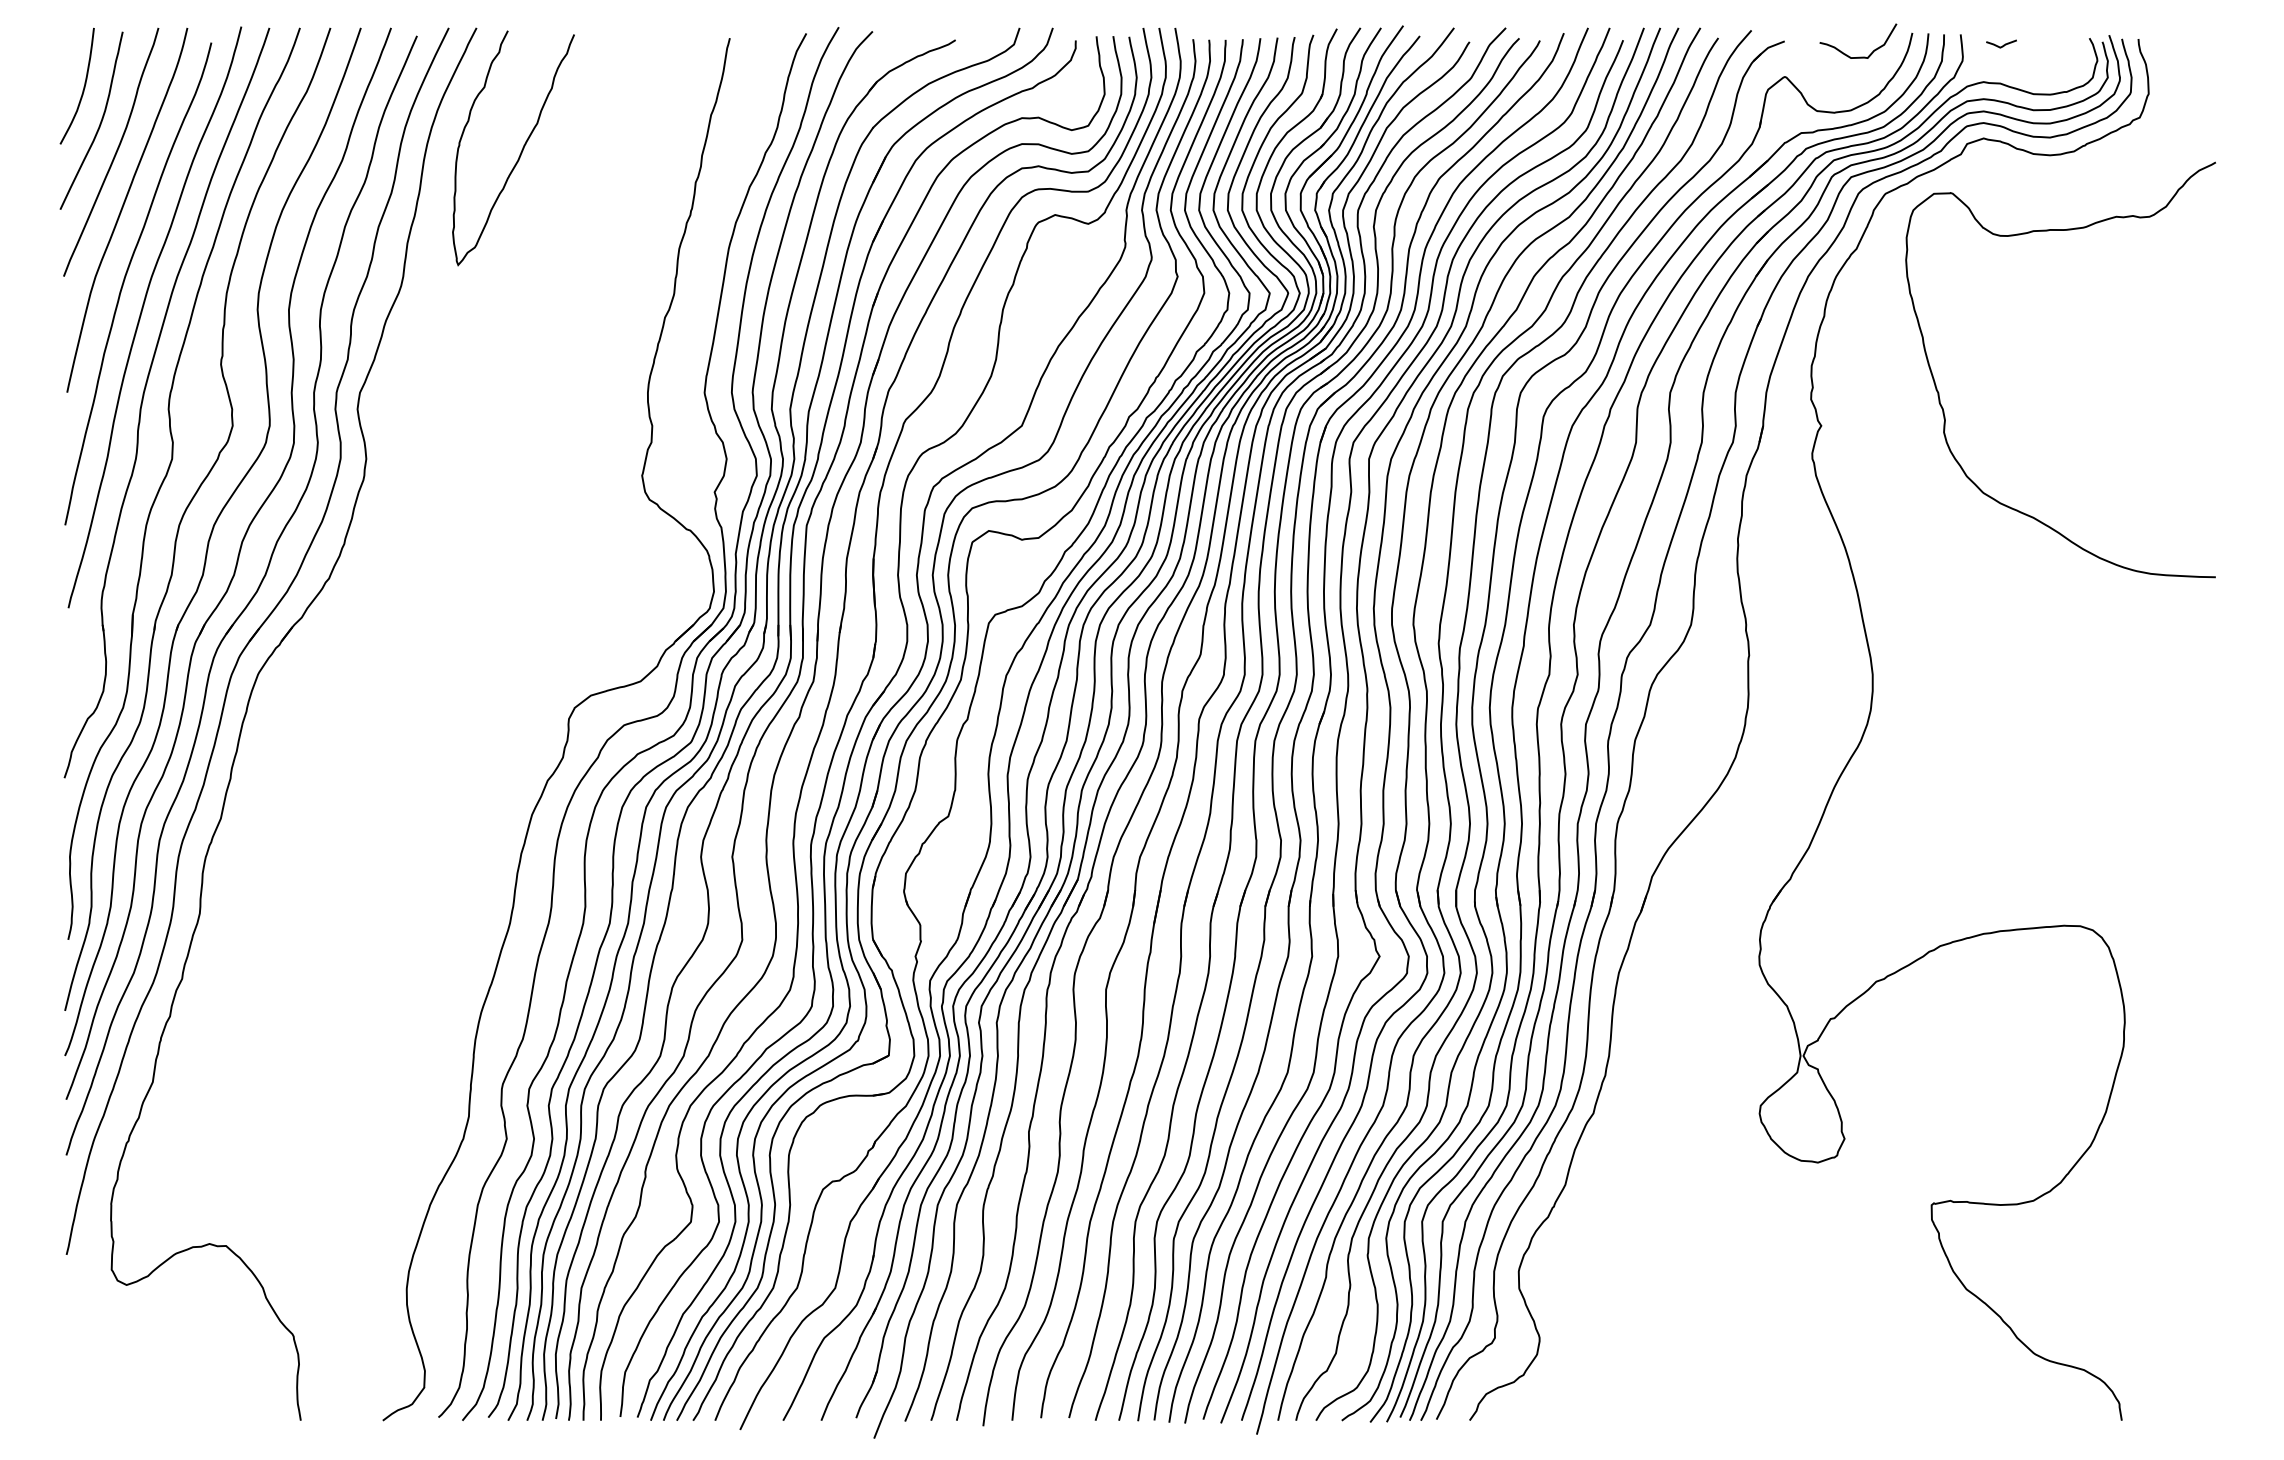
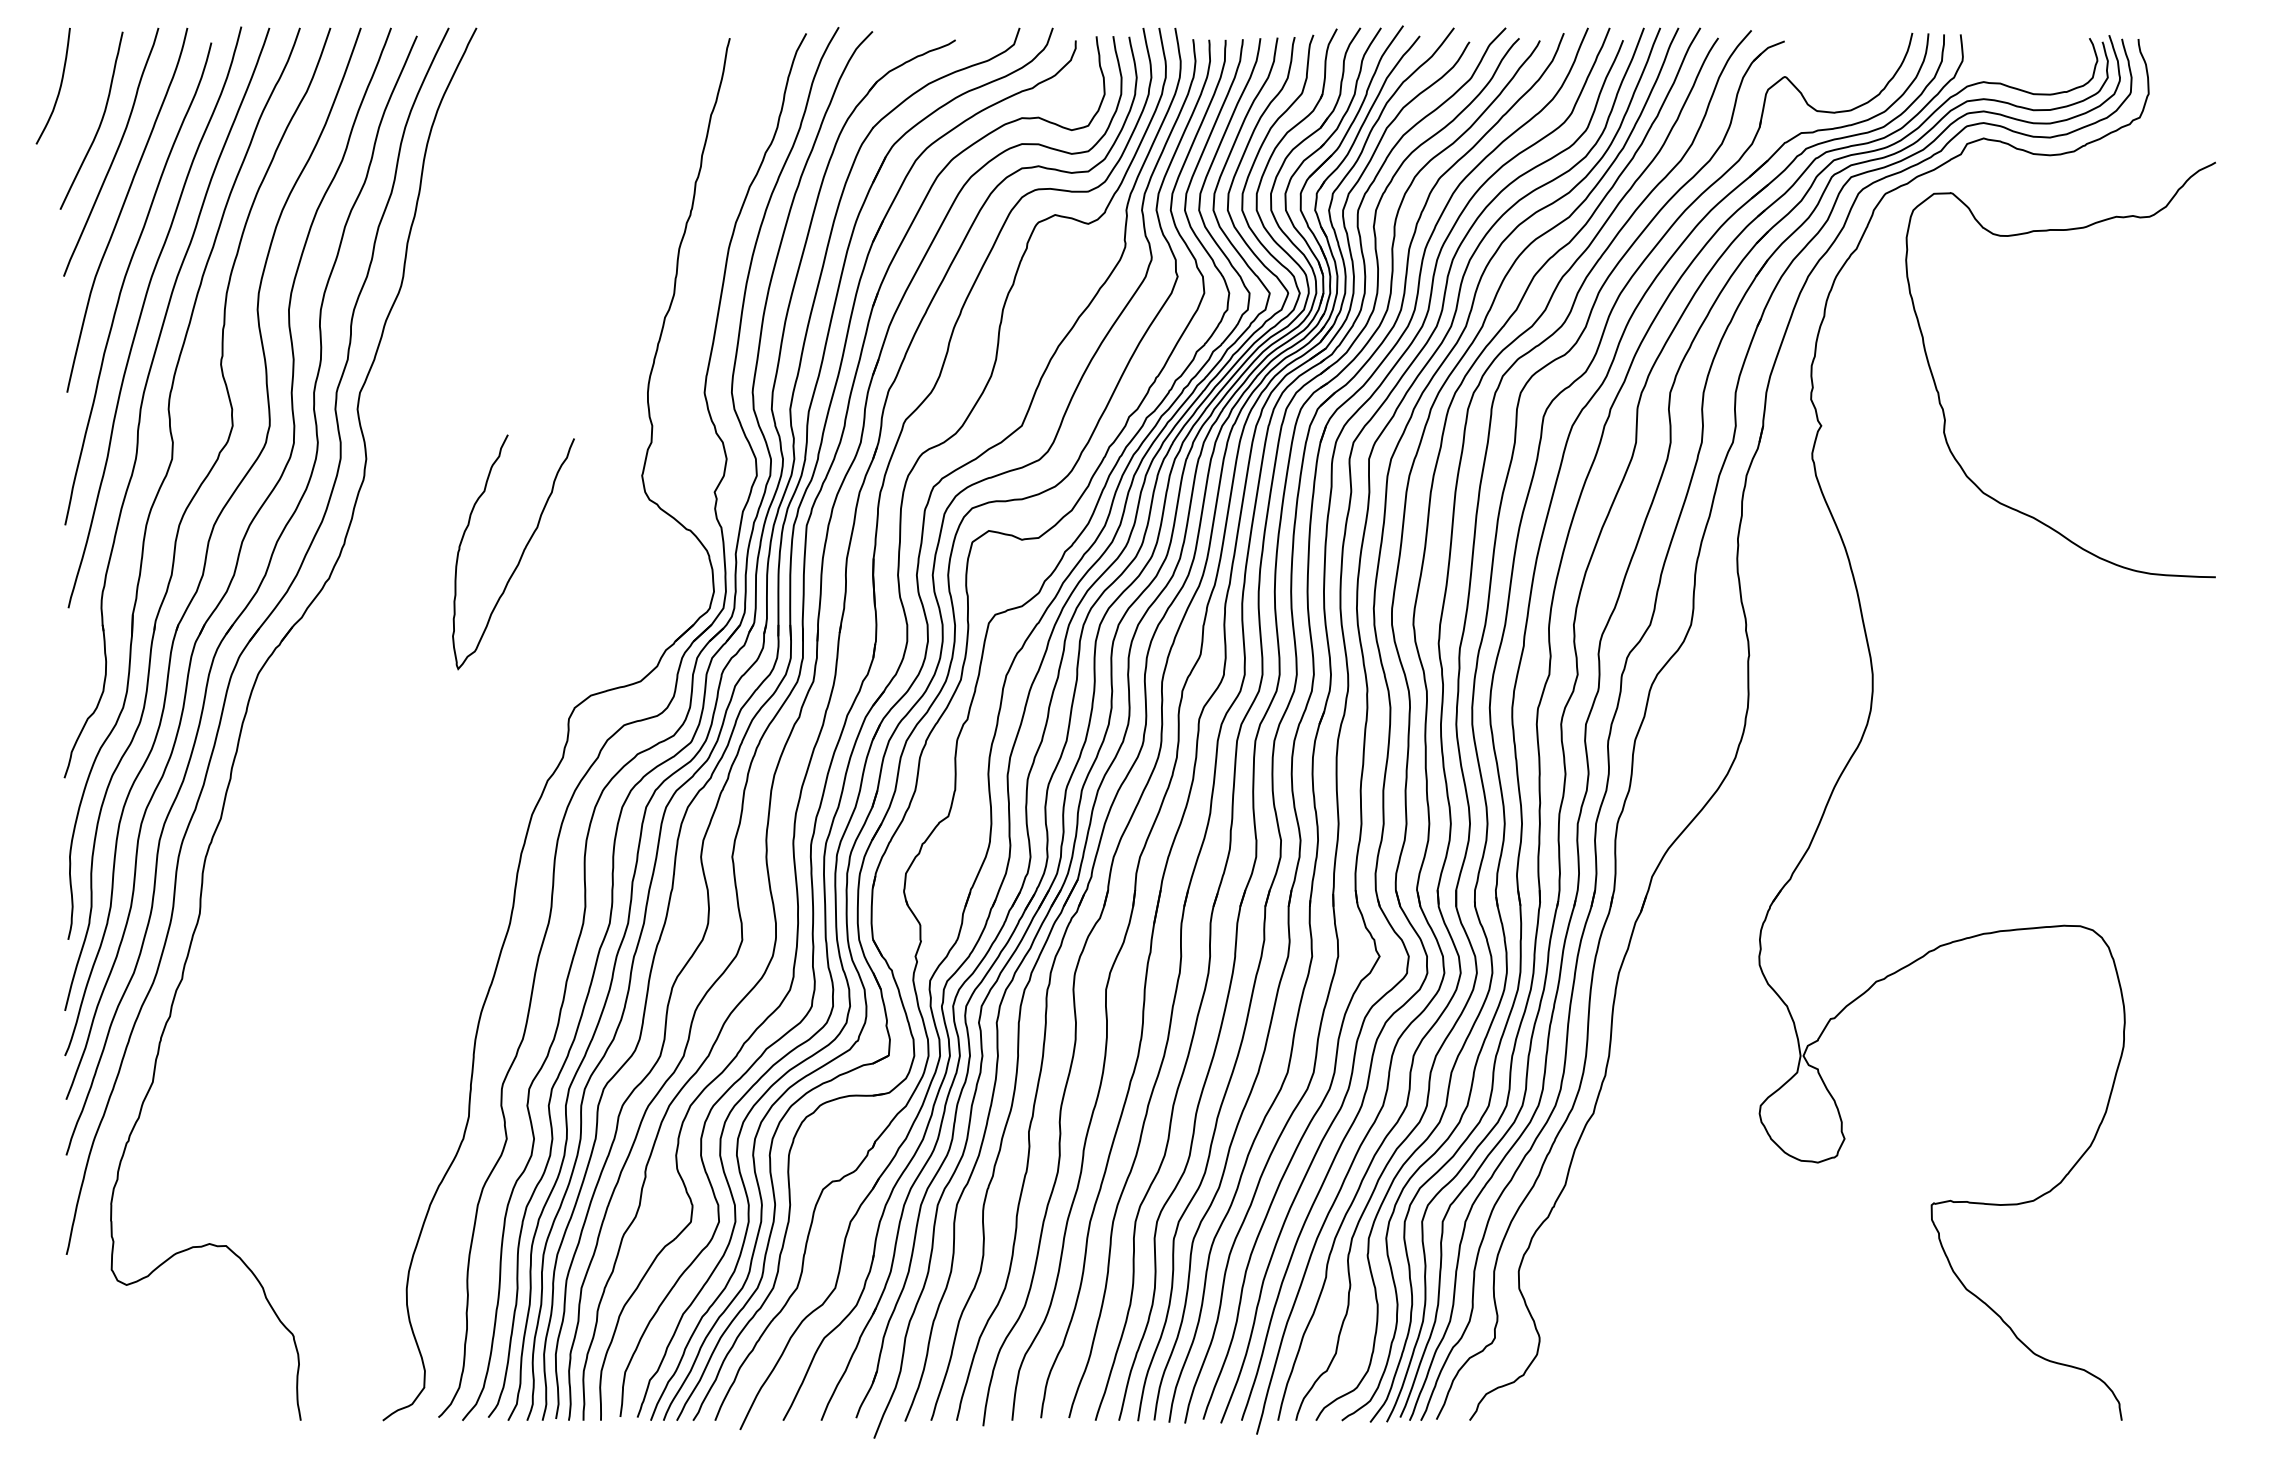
curve: present -> none (2003, 44)
curve: present -> none (1858, 56)
curve position: (83, 86) -> (59, 86) (59, 86)
curve position: (521, 149) -> (521, 553) (521, 553)
